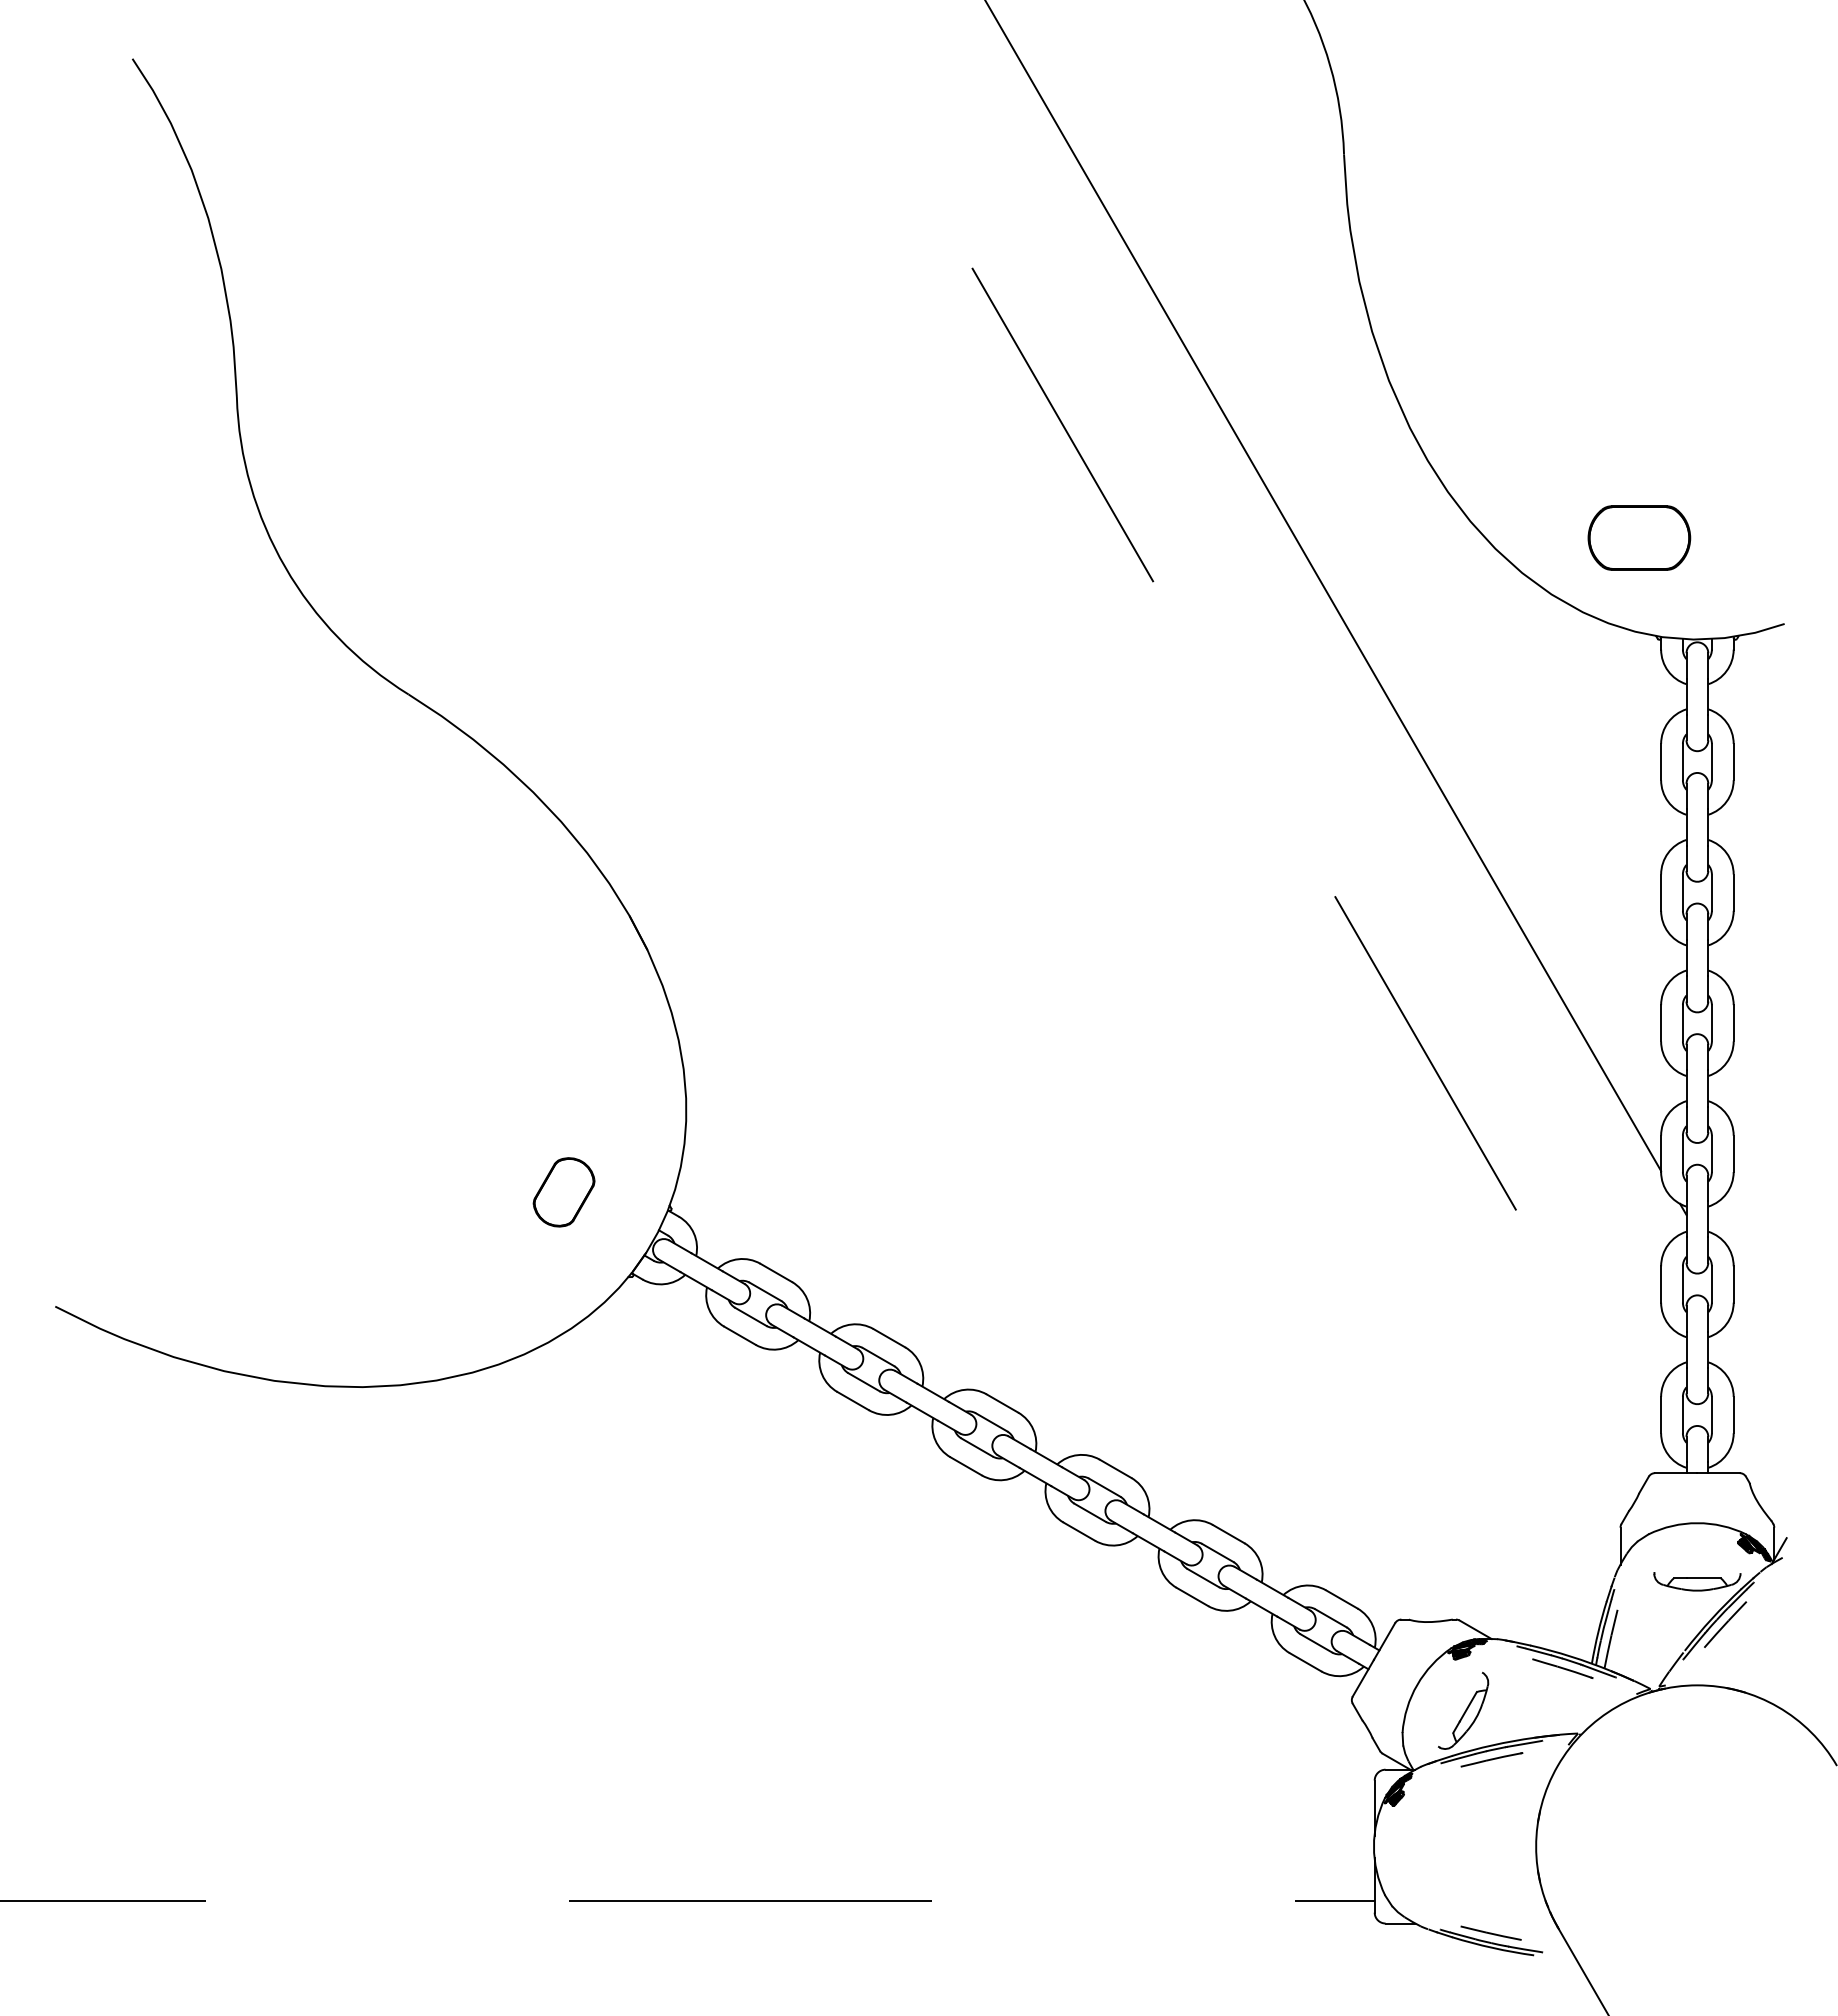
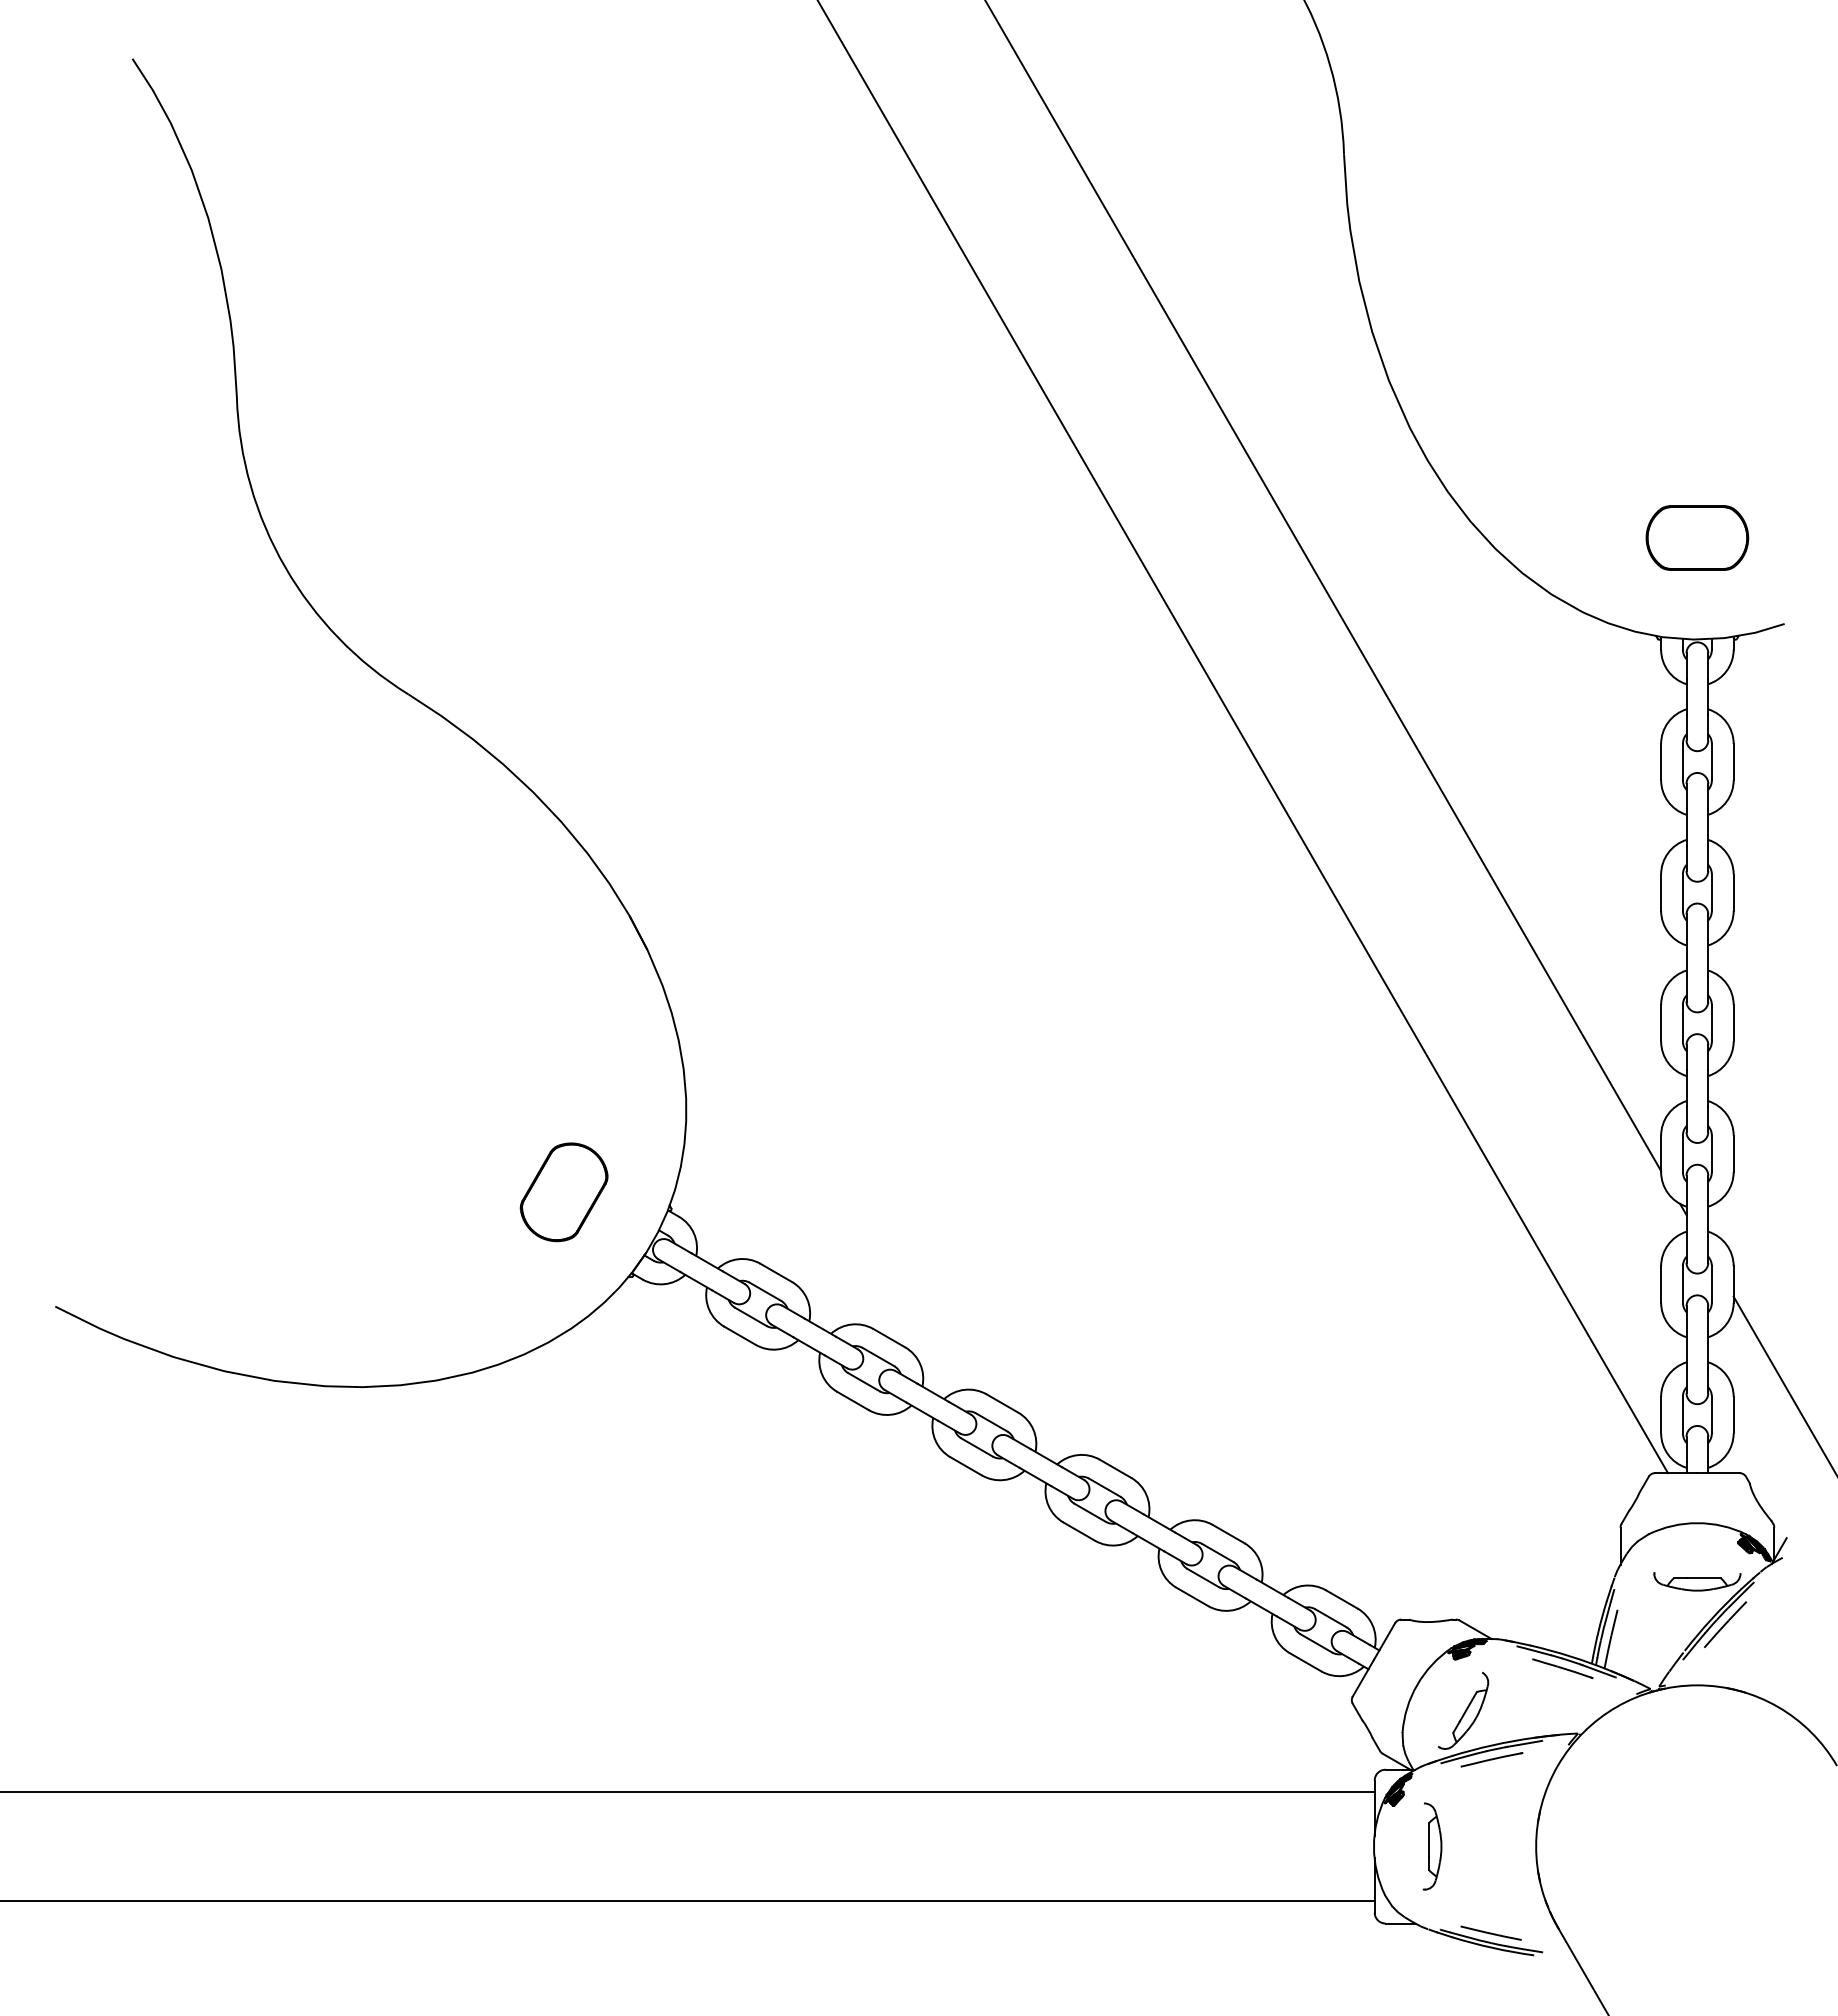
part position: (1639, 537) -> (1697, 537) (1697, 537)
line: dashed -> solid (1243, 737)
part size: 64x71 px -> 90x101 px (563, 1192)
line: none -> present (1783, 1383)
line: none -> present (688, 1792)
part: none -> present (1432, 1846)
line: dashed -> solid (687, 1901)
